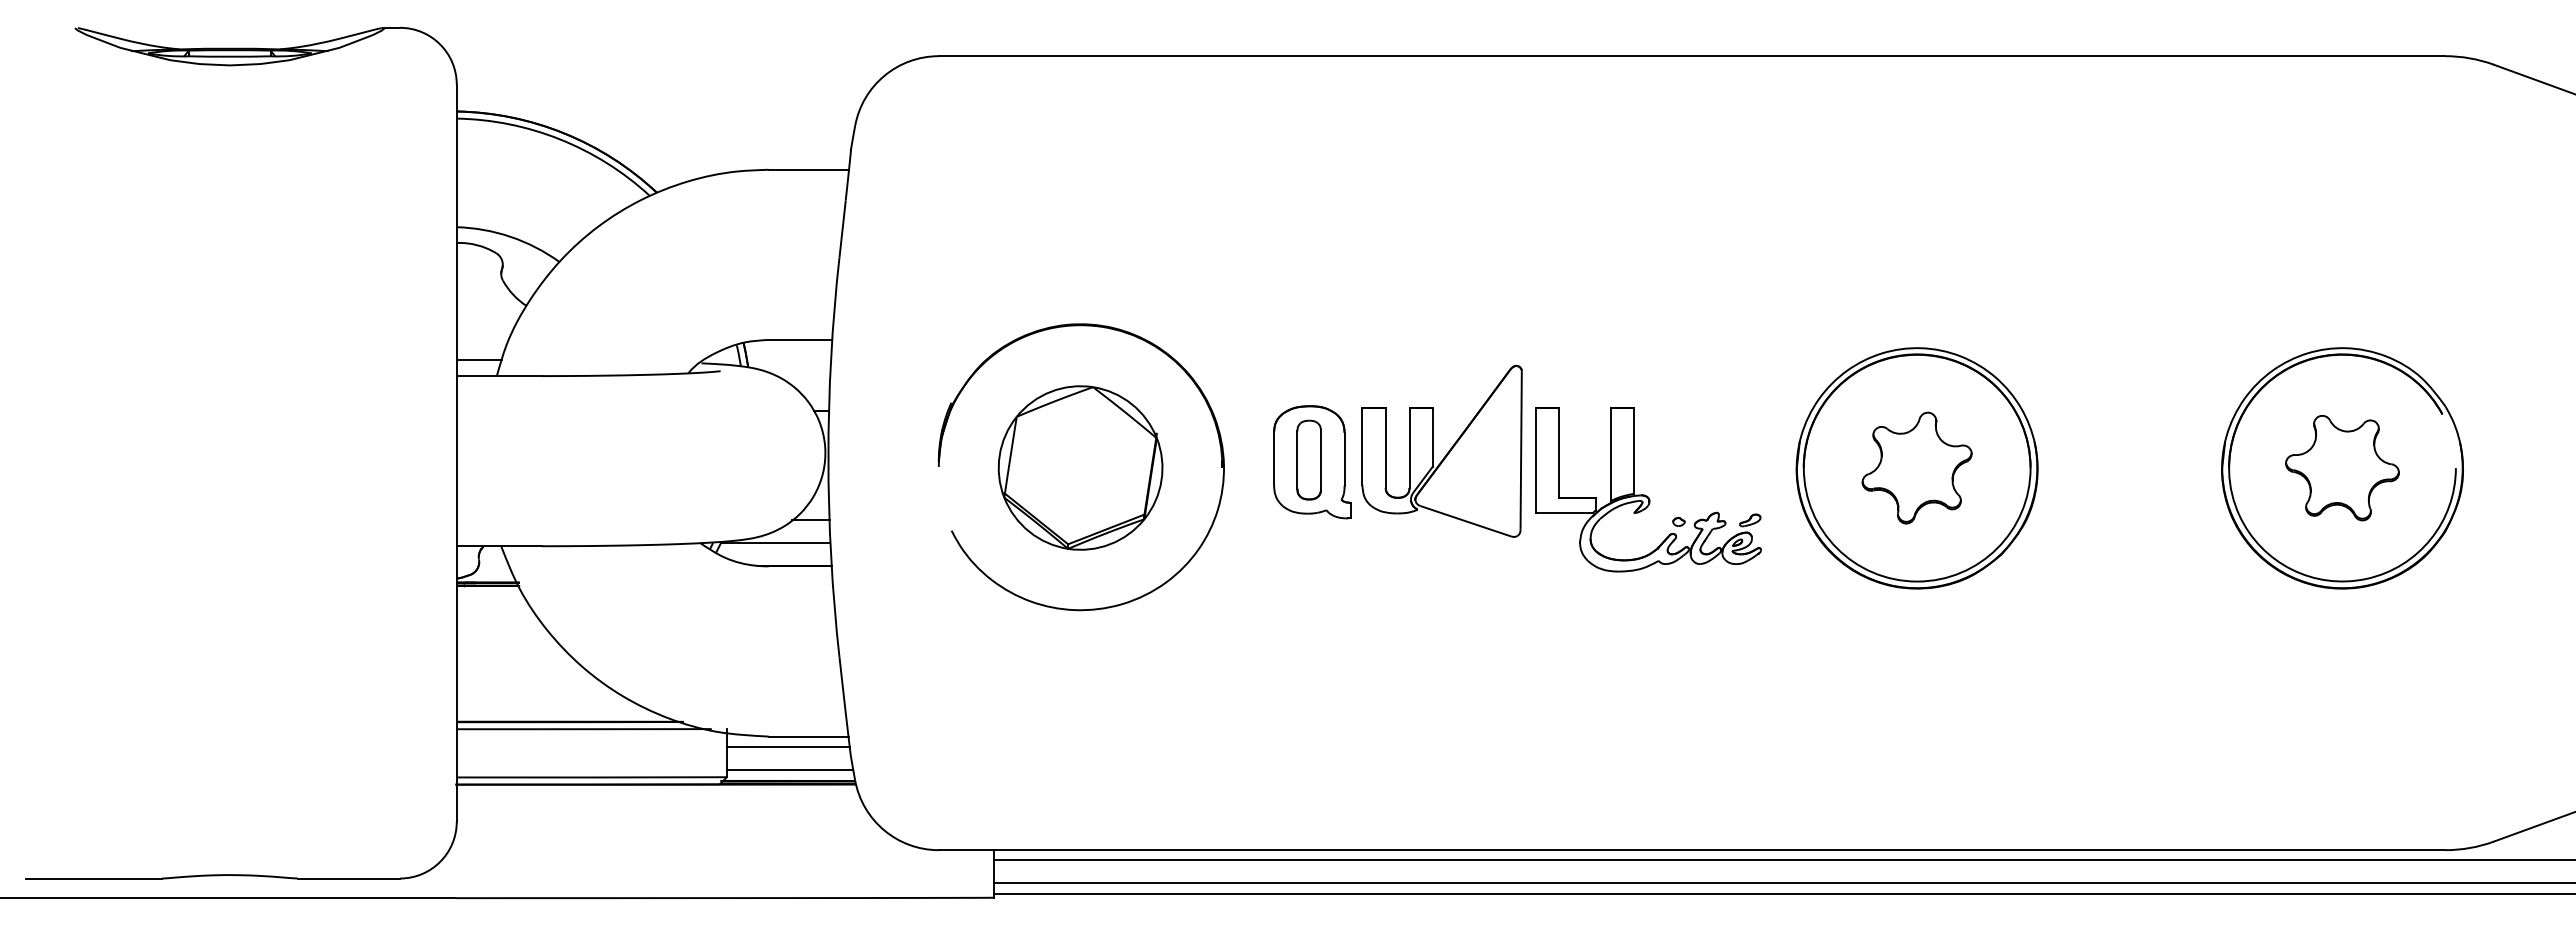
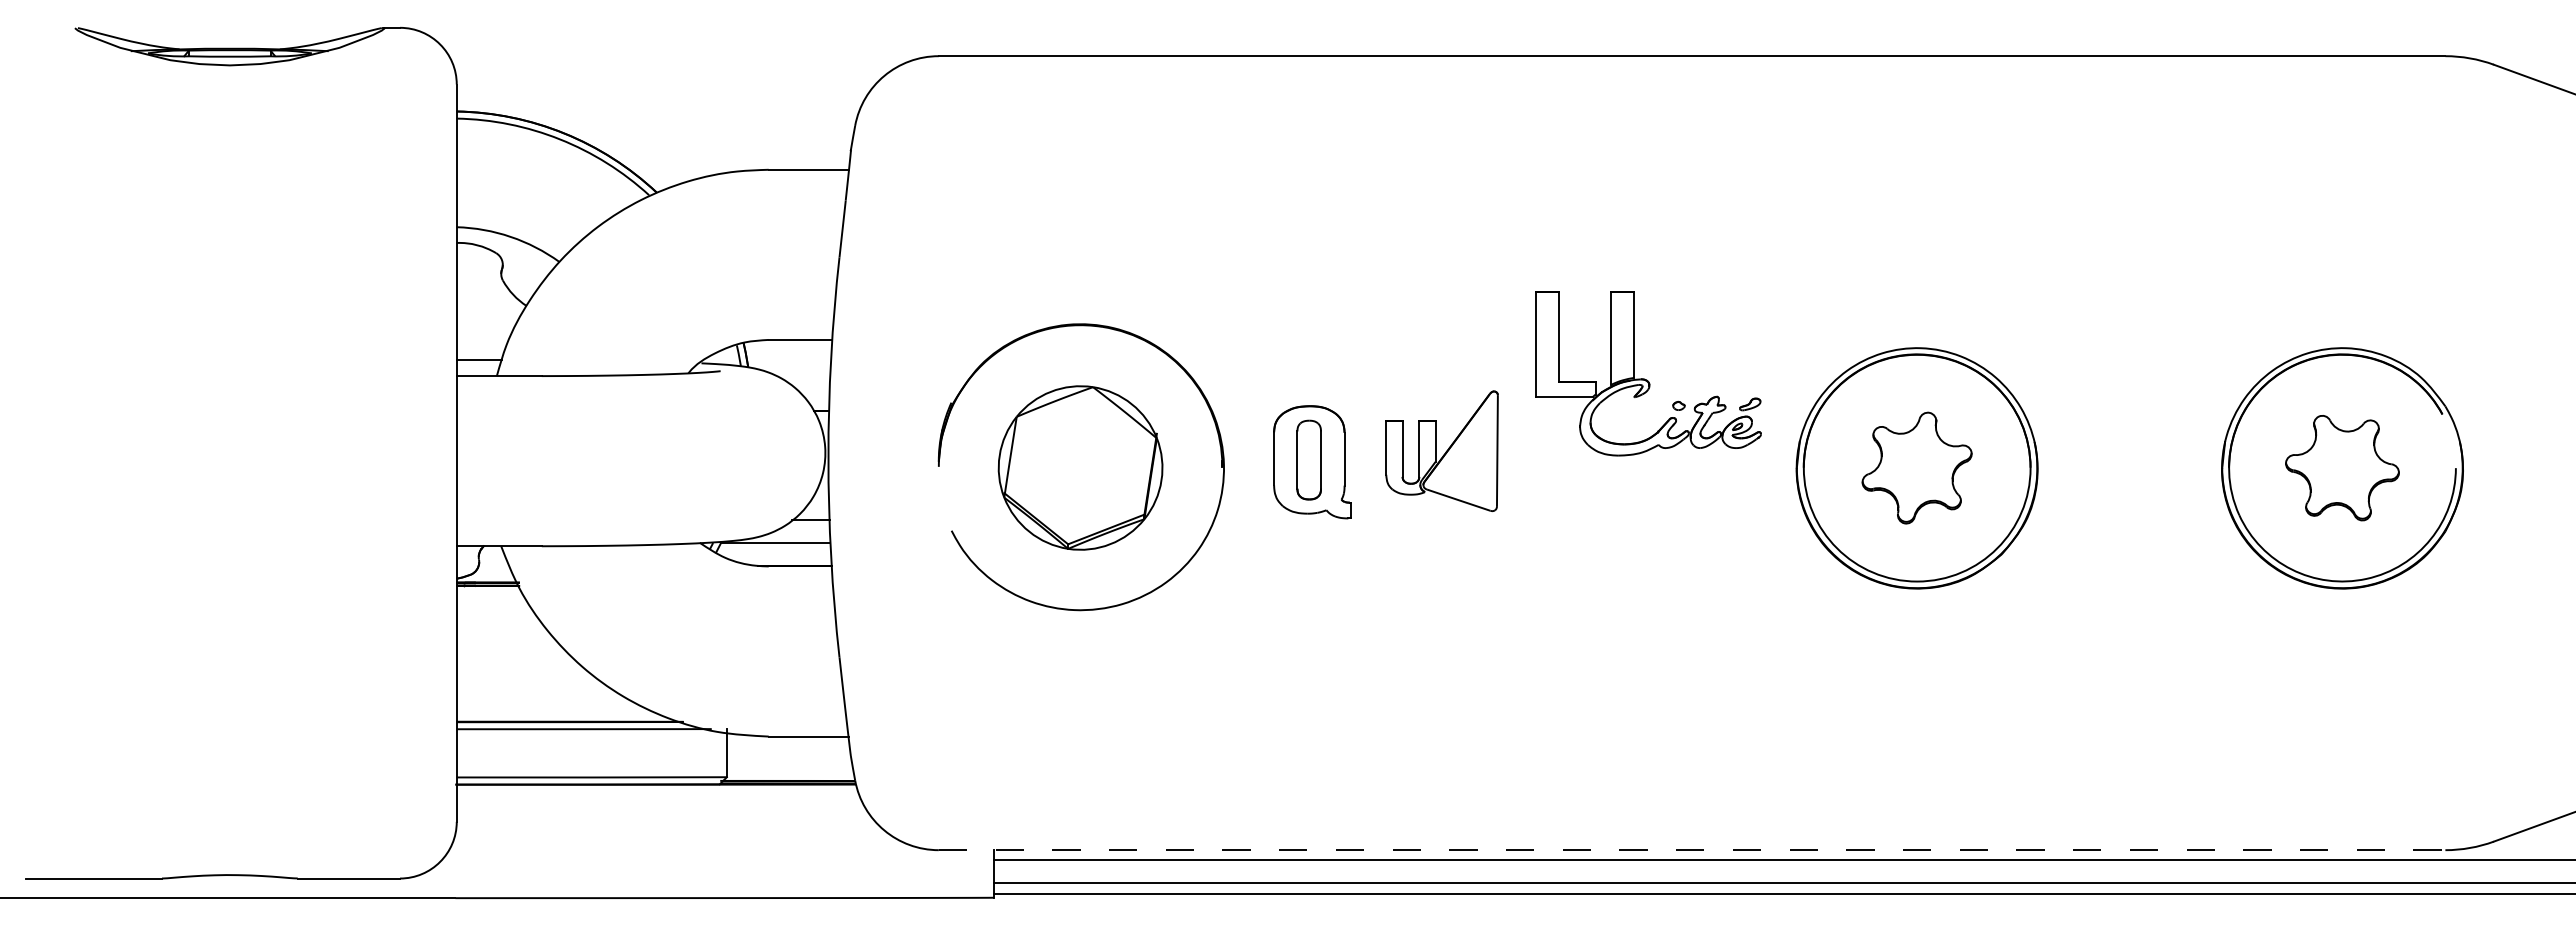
part size: 162x174 px -> 114x122 px (1441, 450)
part position: (1646, 495) -> (1646, 379) (1646, 379)
line: present -> none (787, 747)
line: present -> none (789, 769)
line: solid -> dashed (1692, 850)
